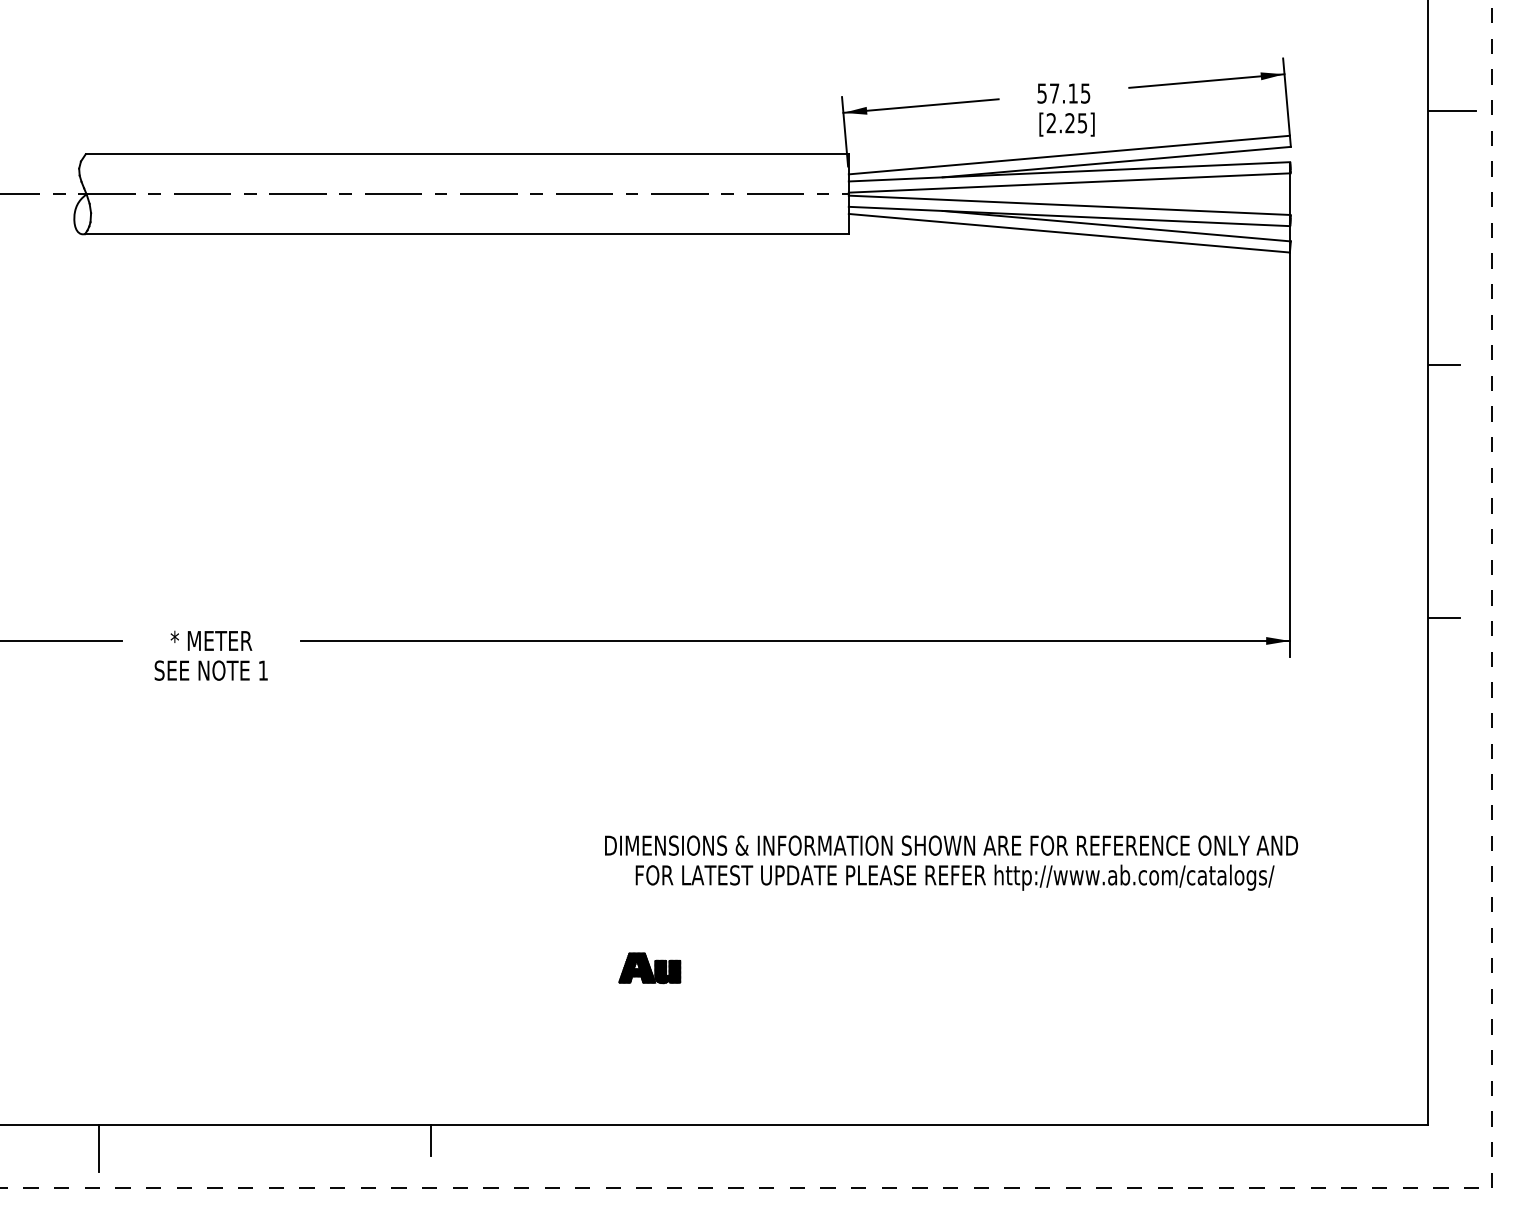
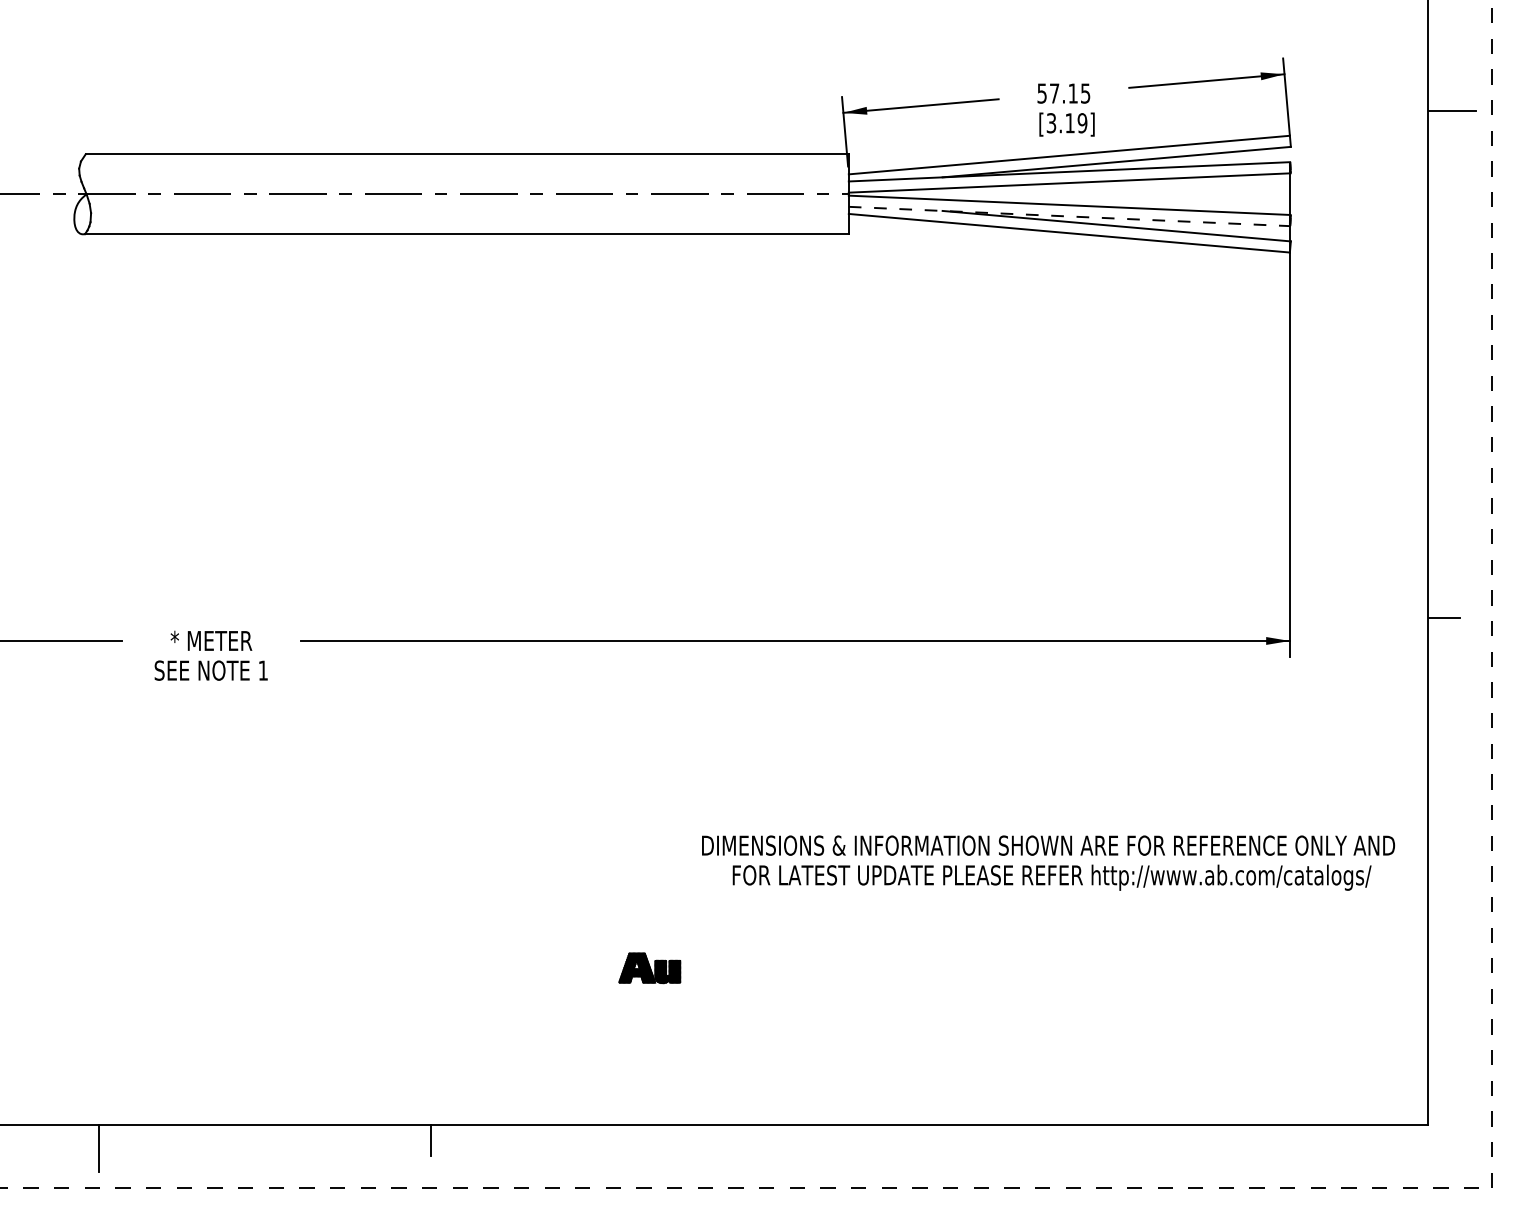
text: [2.25] -> [3.19] (1066, 123)
line: solid -> dashed (1069, 216)
line: present -> none (1444, 364)
text position: (951, 862) -> (1048, 862) (1048, 862)
